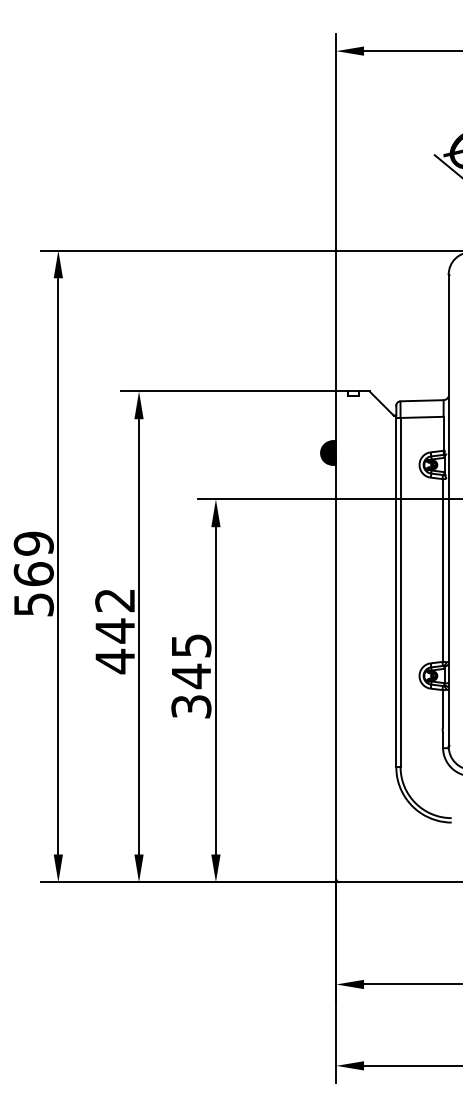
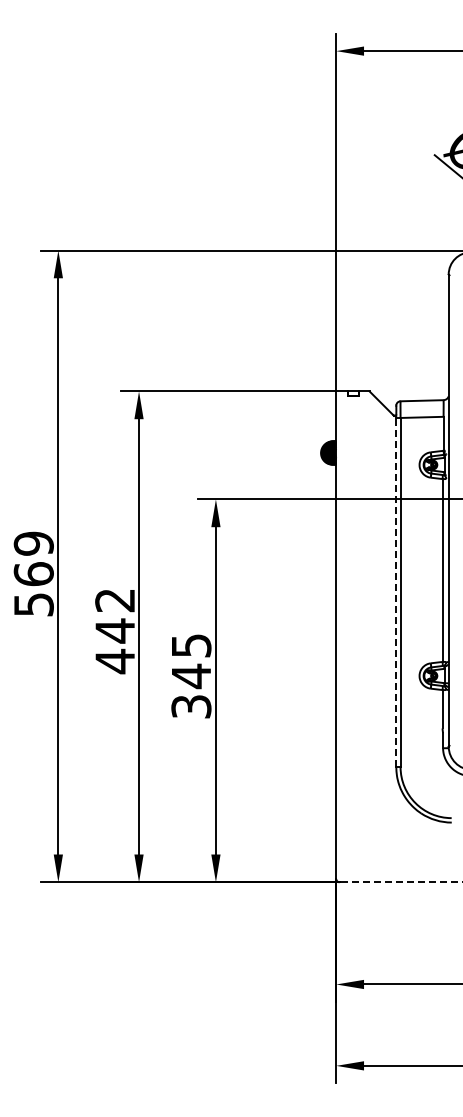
line: solid -> dashed (396, 592)
line: solid -> dashed (400, 882)
